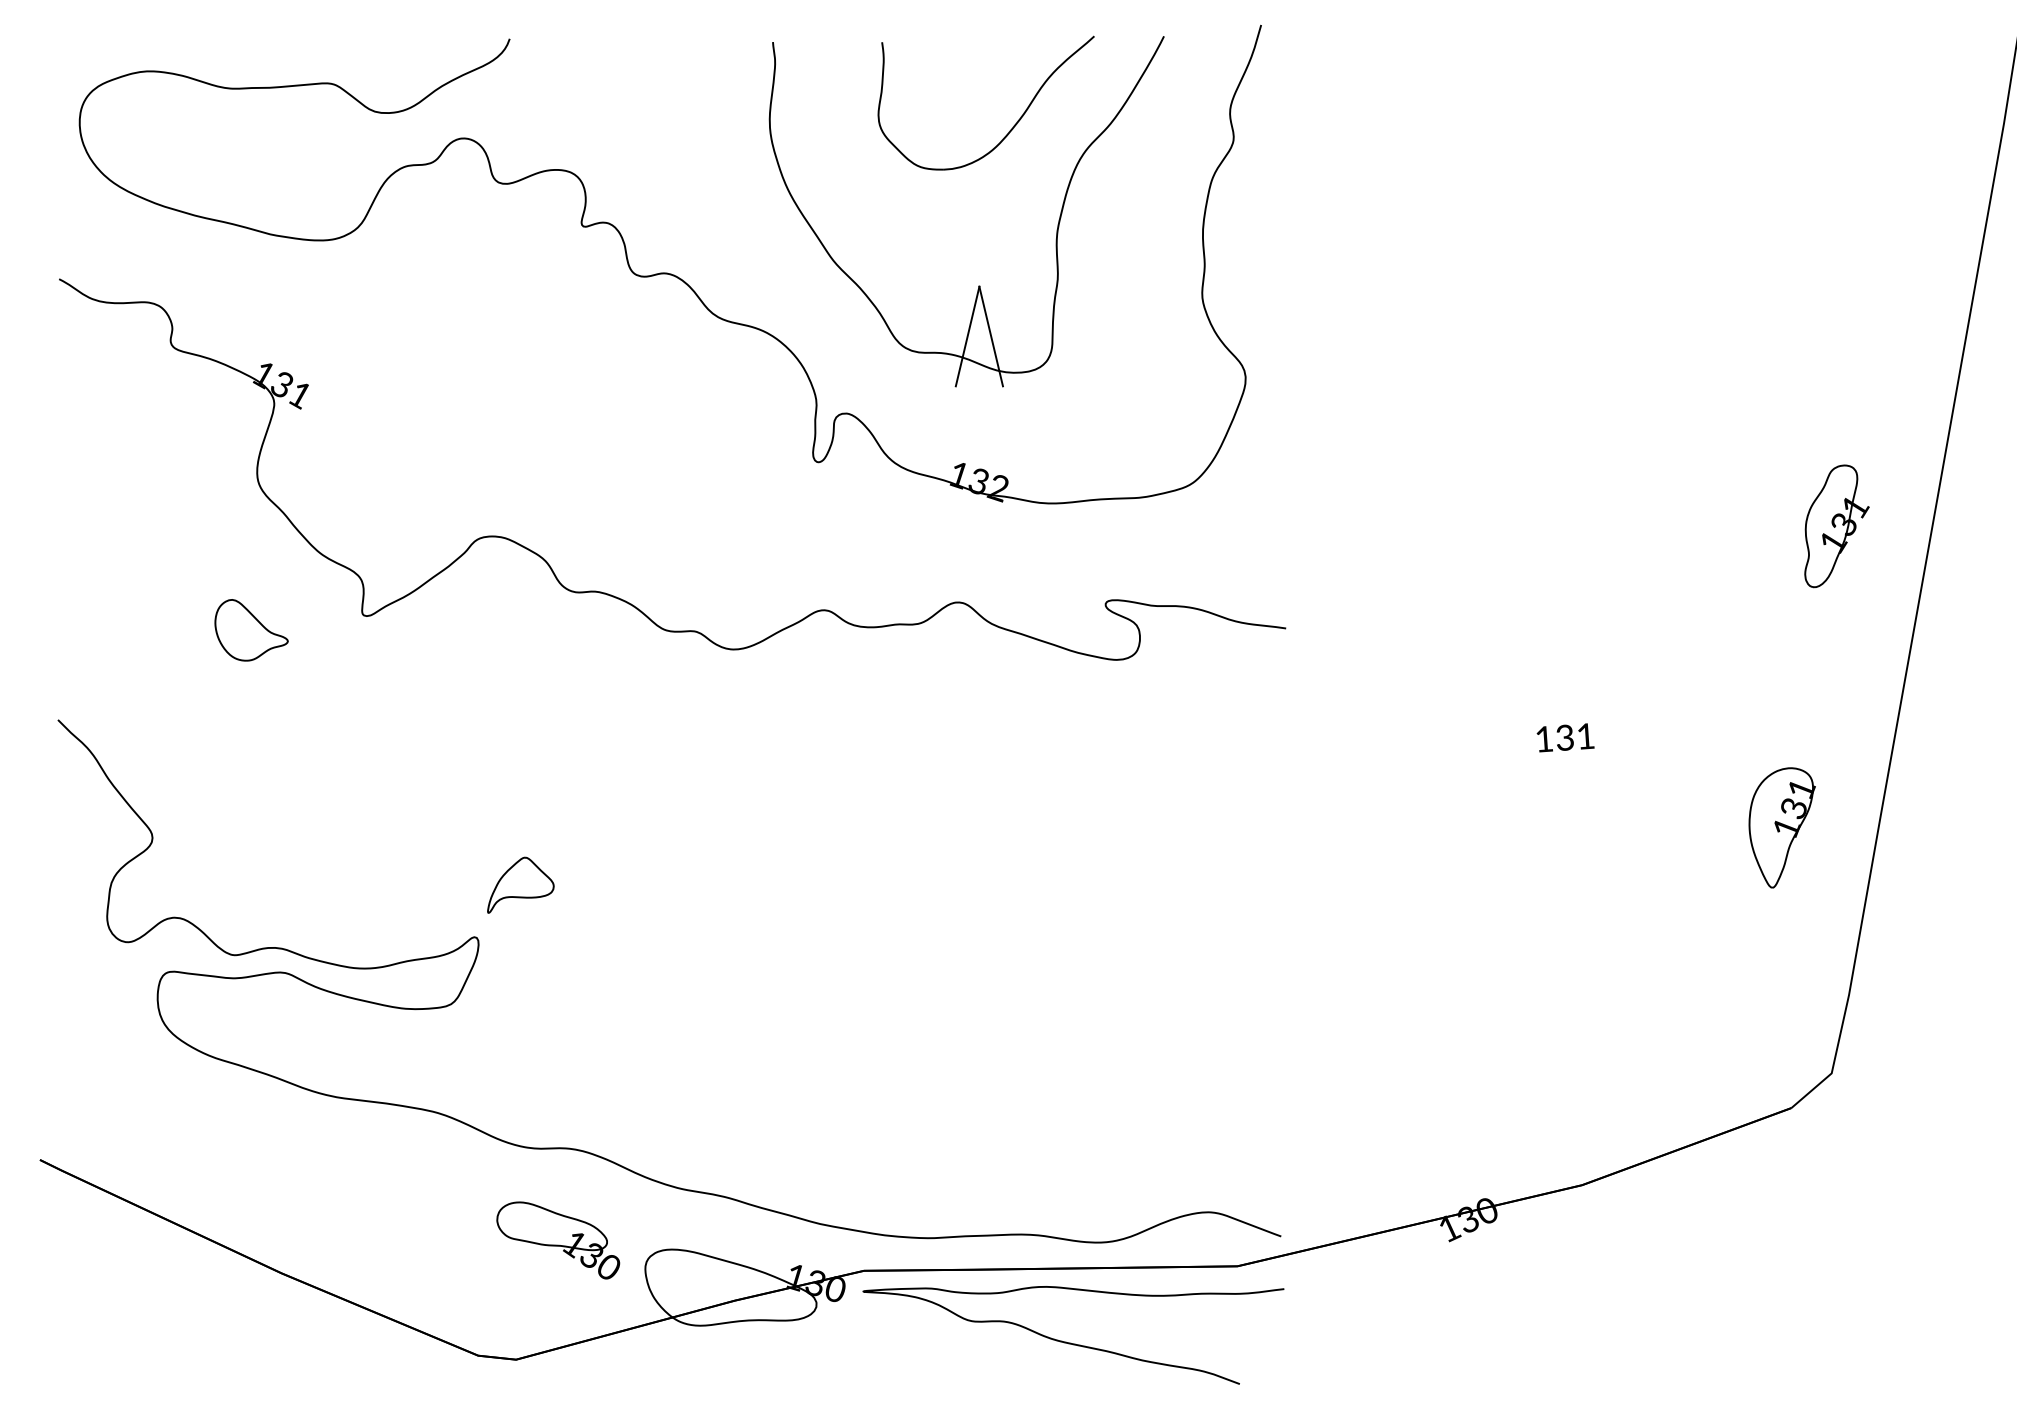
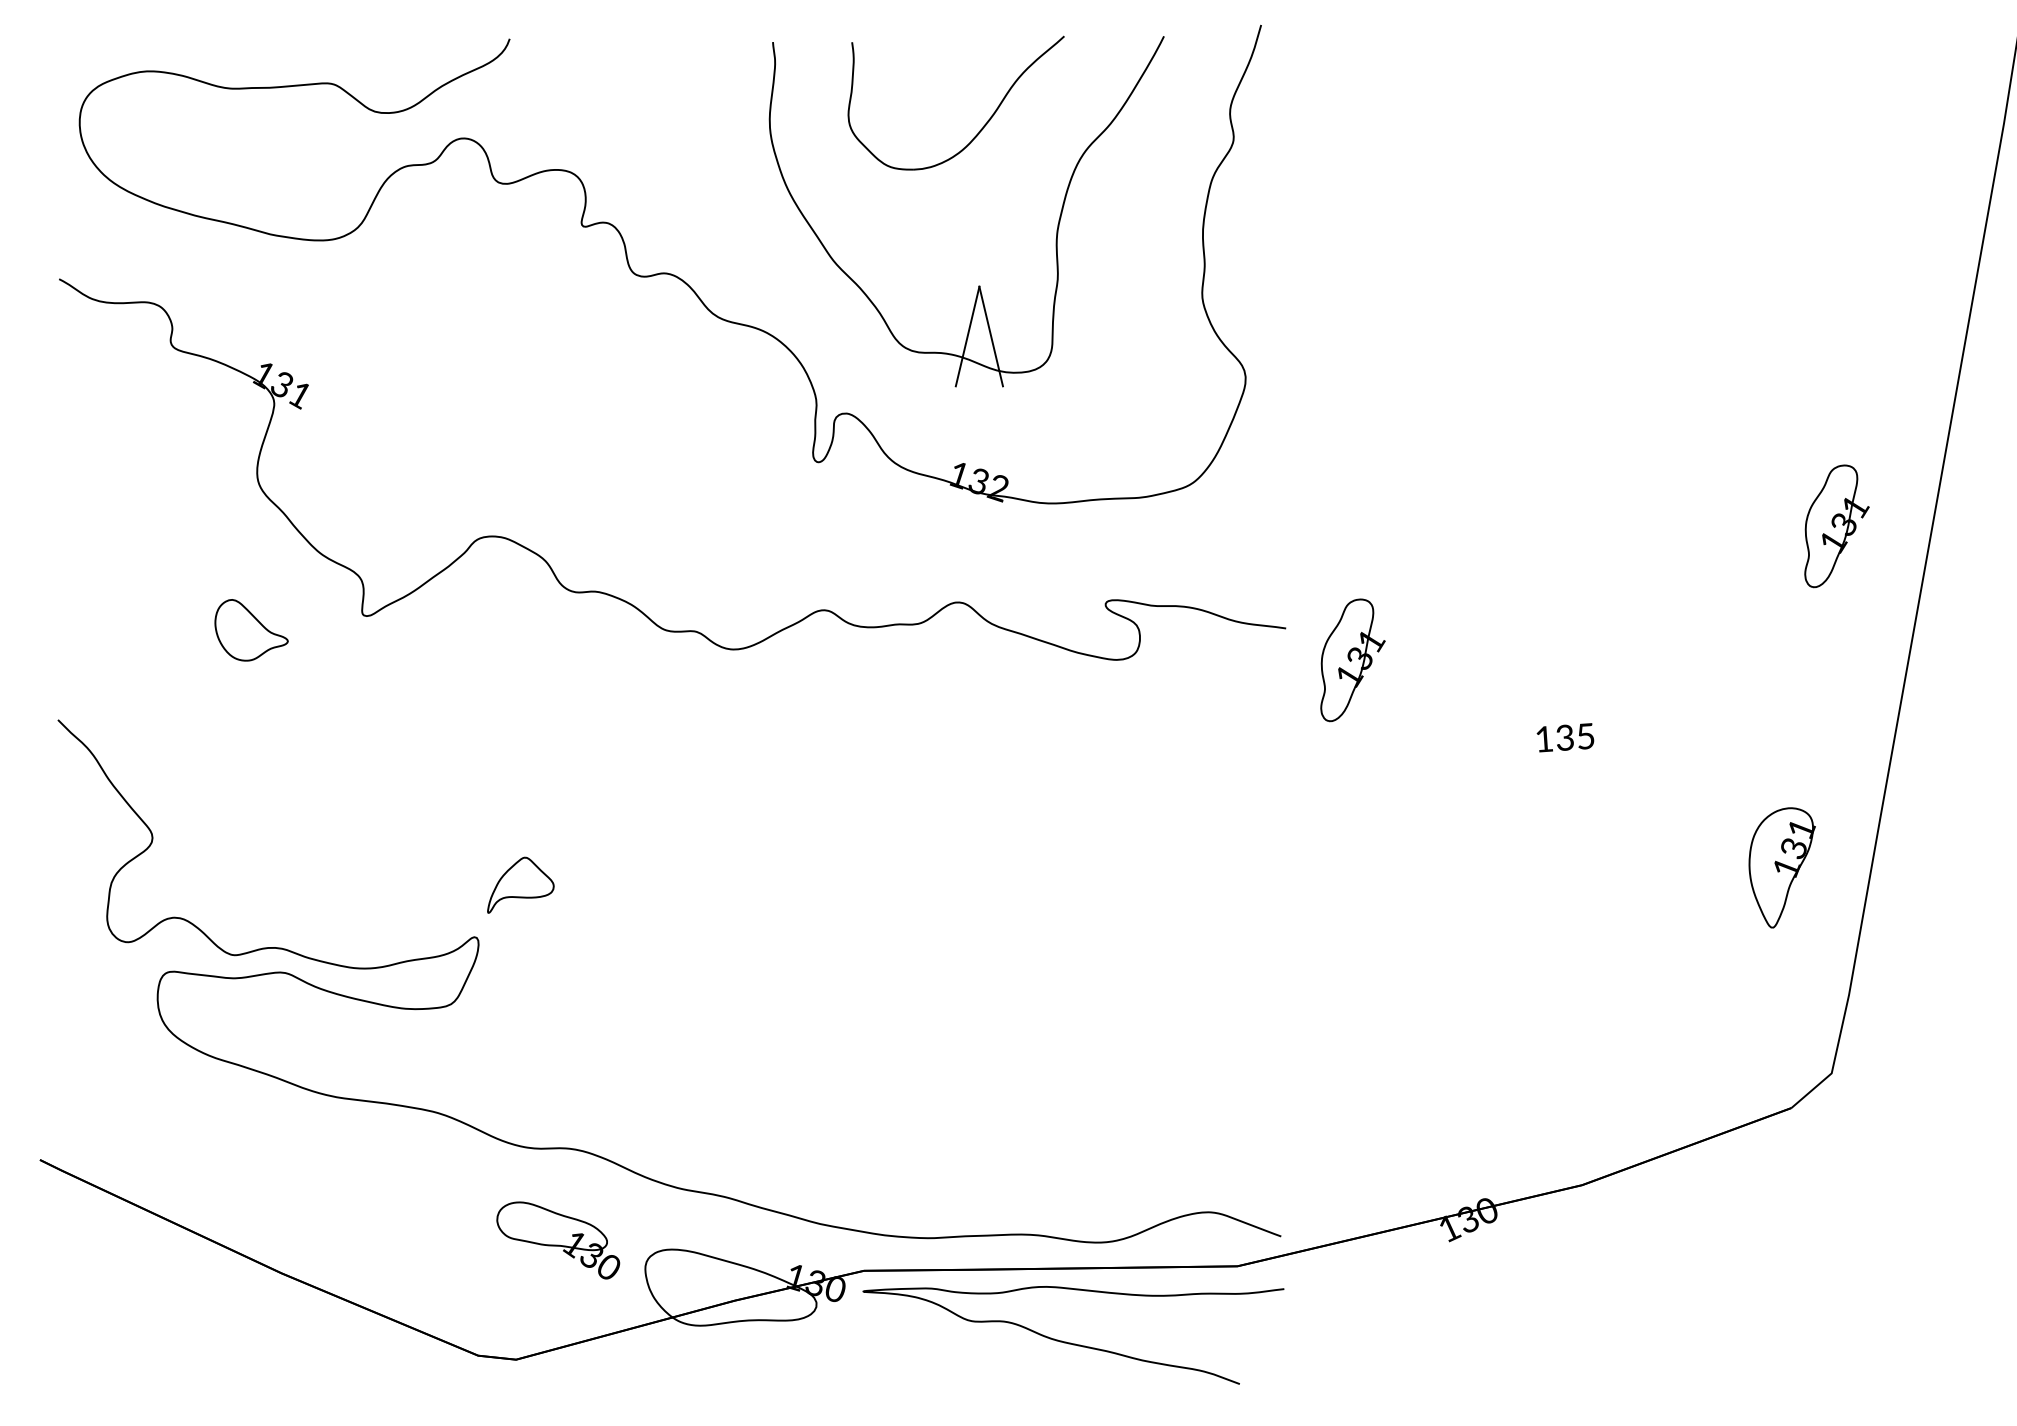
part position: (1013, 125) -> (983, 125) (983, 125)
part: none -> present (1352, 660)
text: 131 -> 135 (1586, 736)
part position: (1781, 827) -> (1781, 867) (1781, 867)
